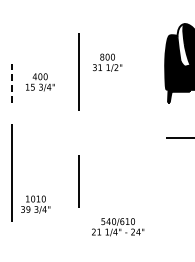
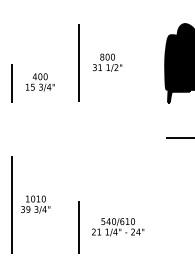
fill: none -> present (183, 45)
line position: (78, 71) -> (78, 62) (78, 62)
line: dashed -> solid (11, 82)
line position: (11, 172) -> (11, 204) (11, 204)
line position: (78, 181) -> (78, 227) (78, 227)
